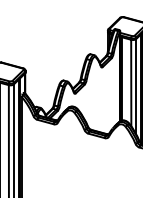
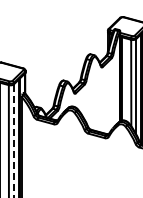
line: solid -> dashed (13, 141)
